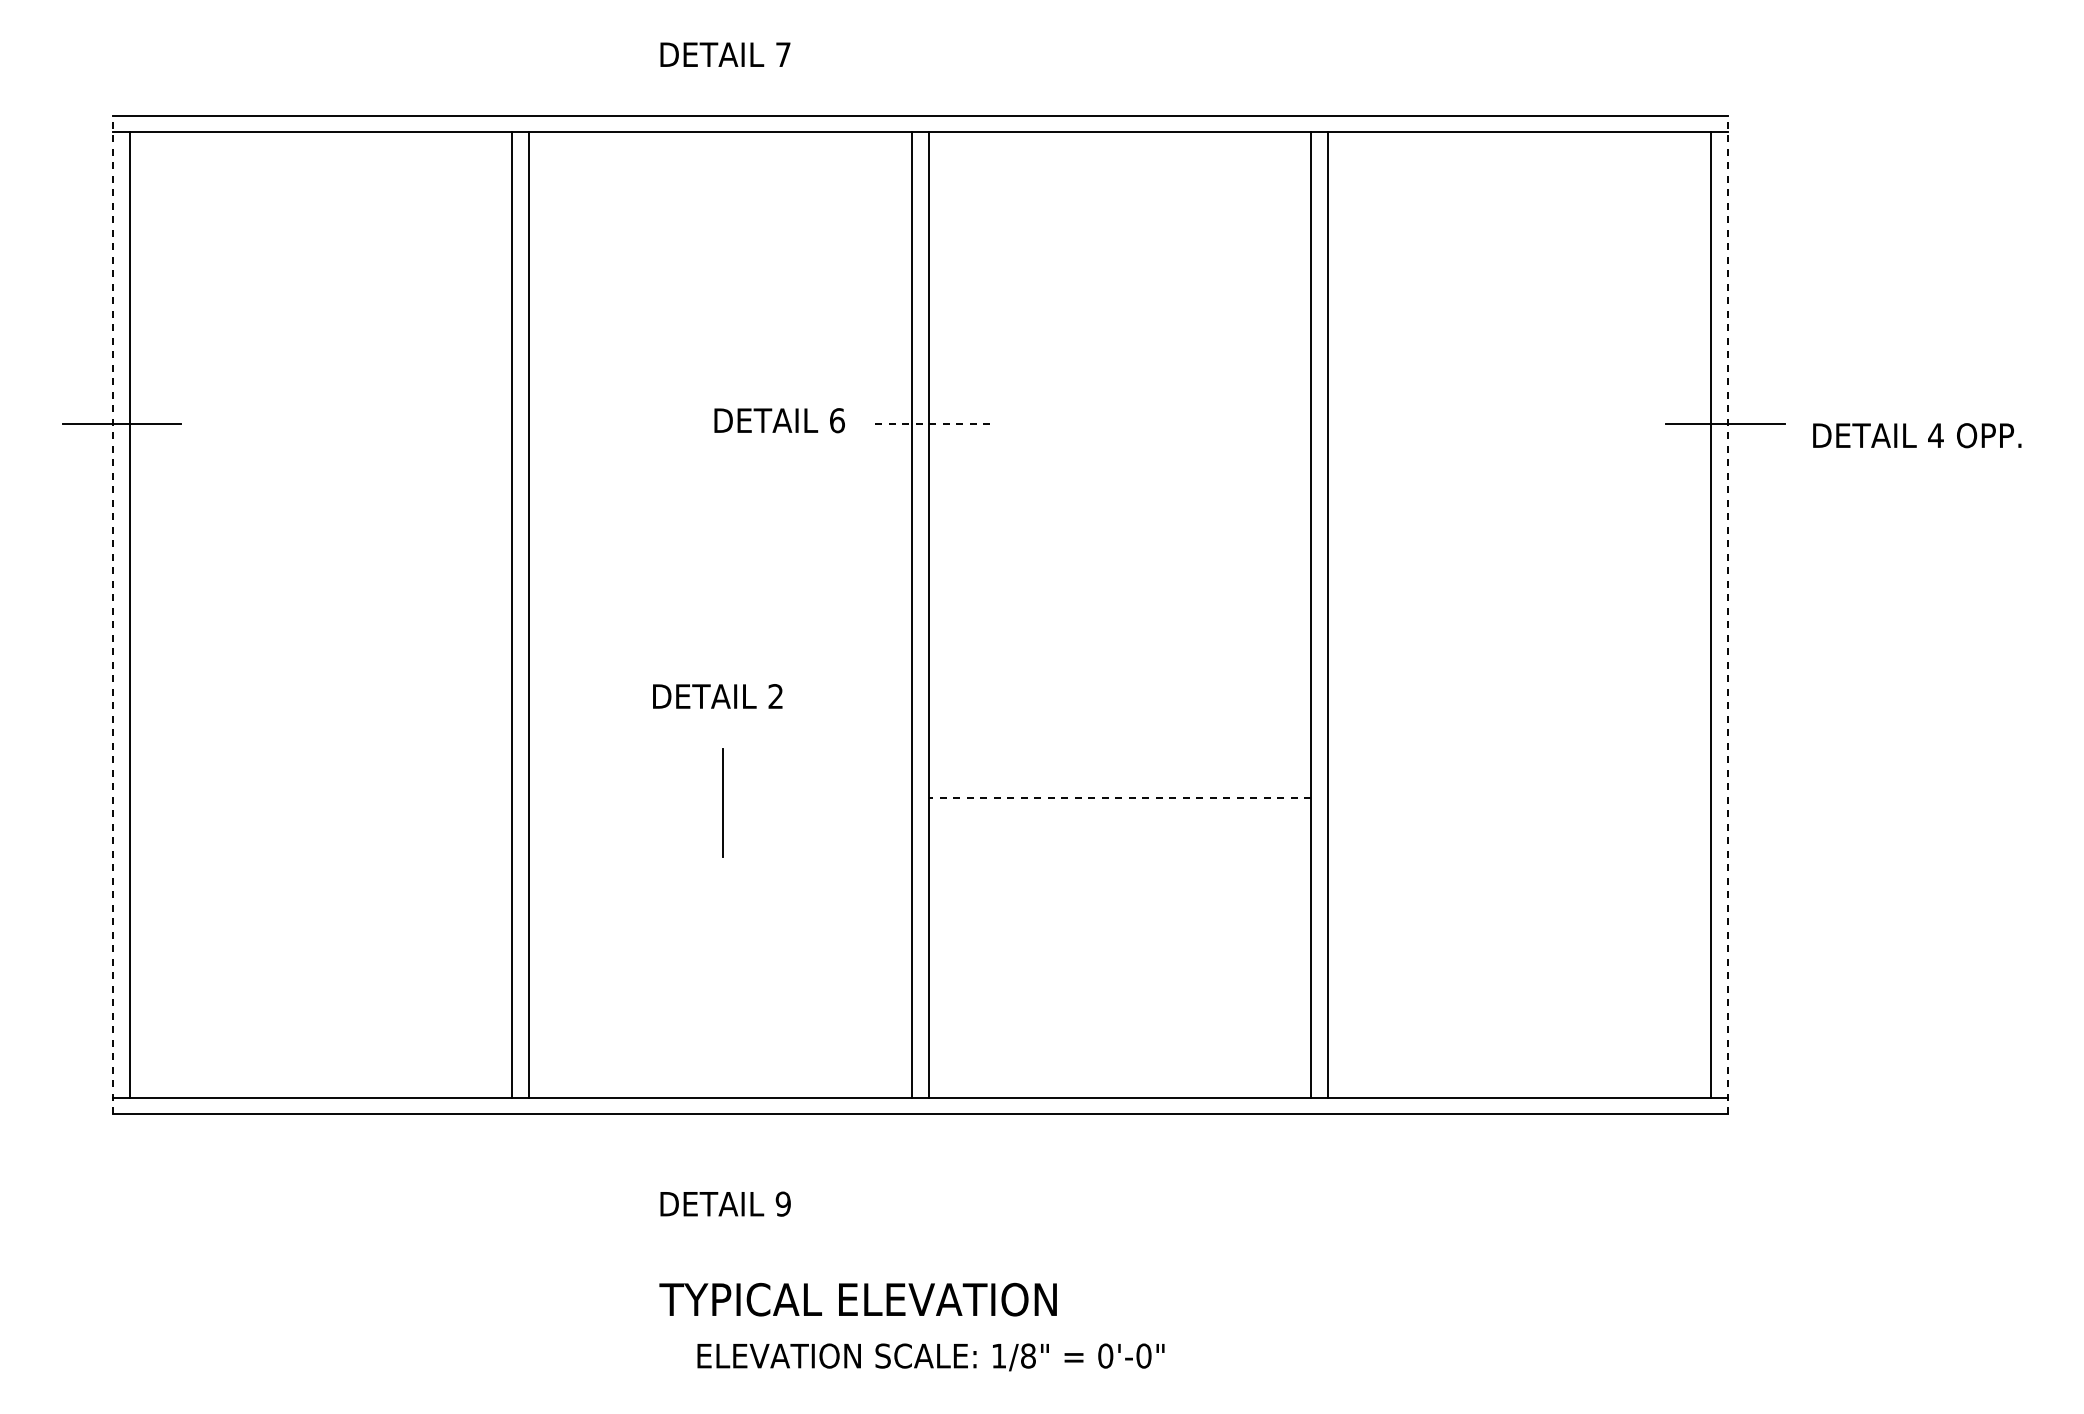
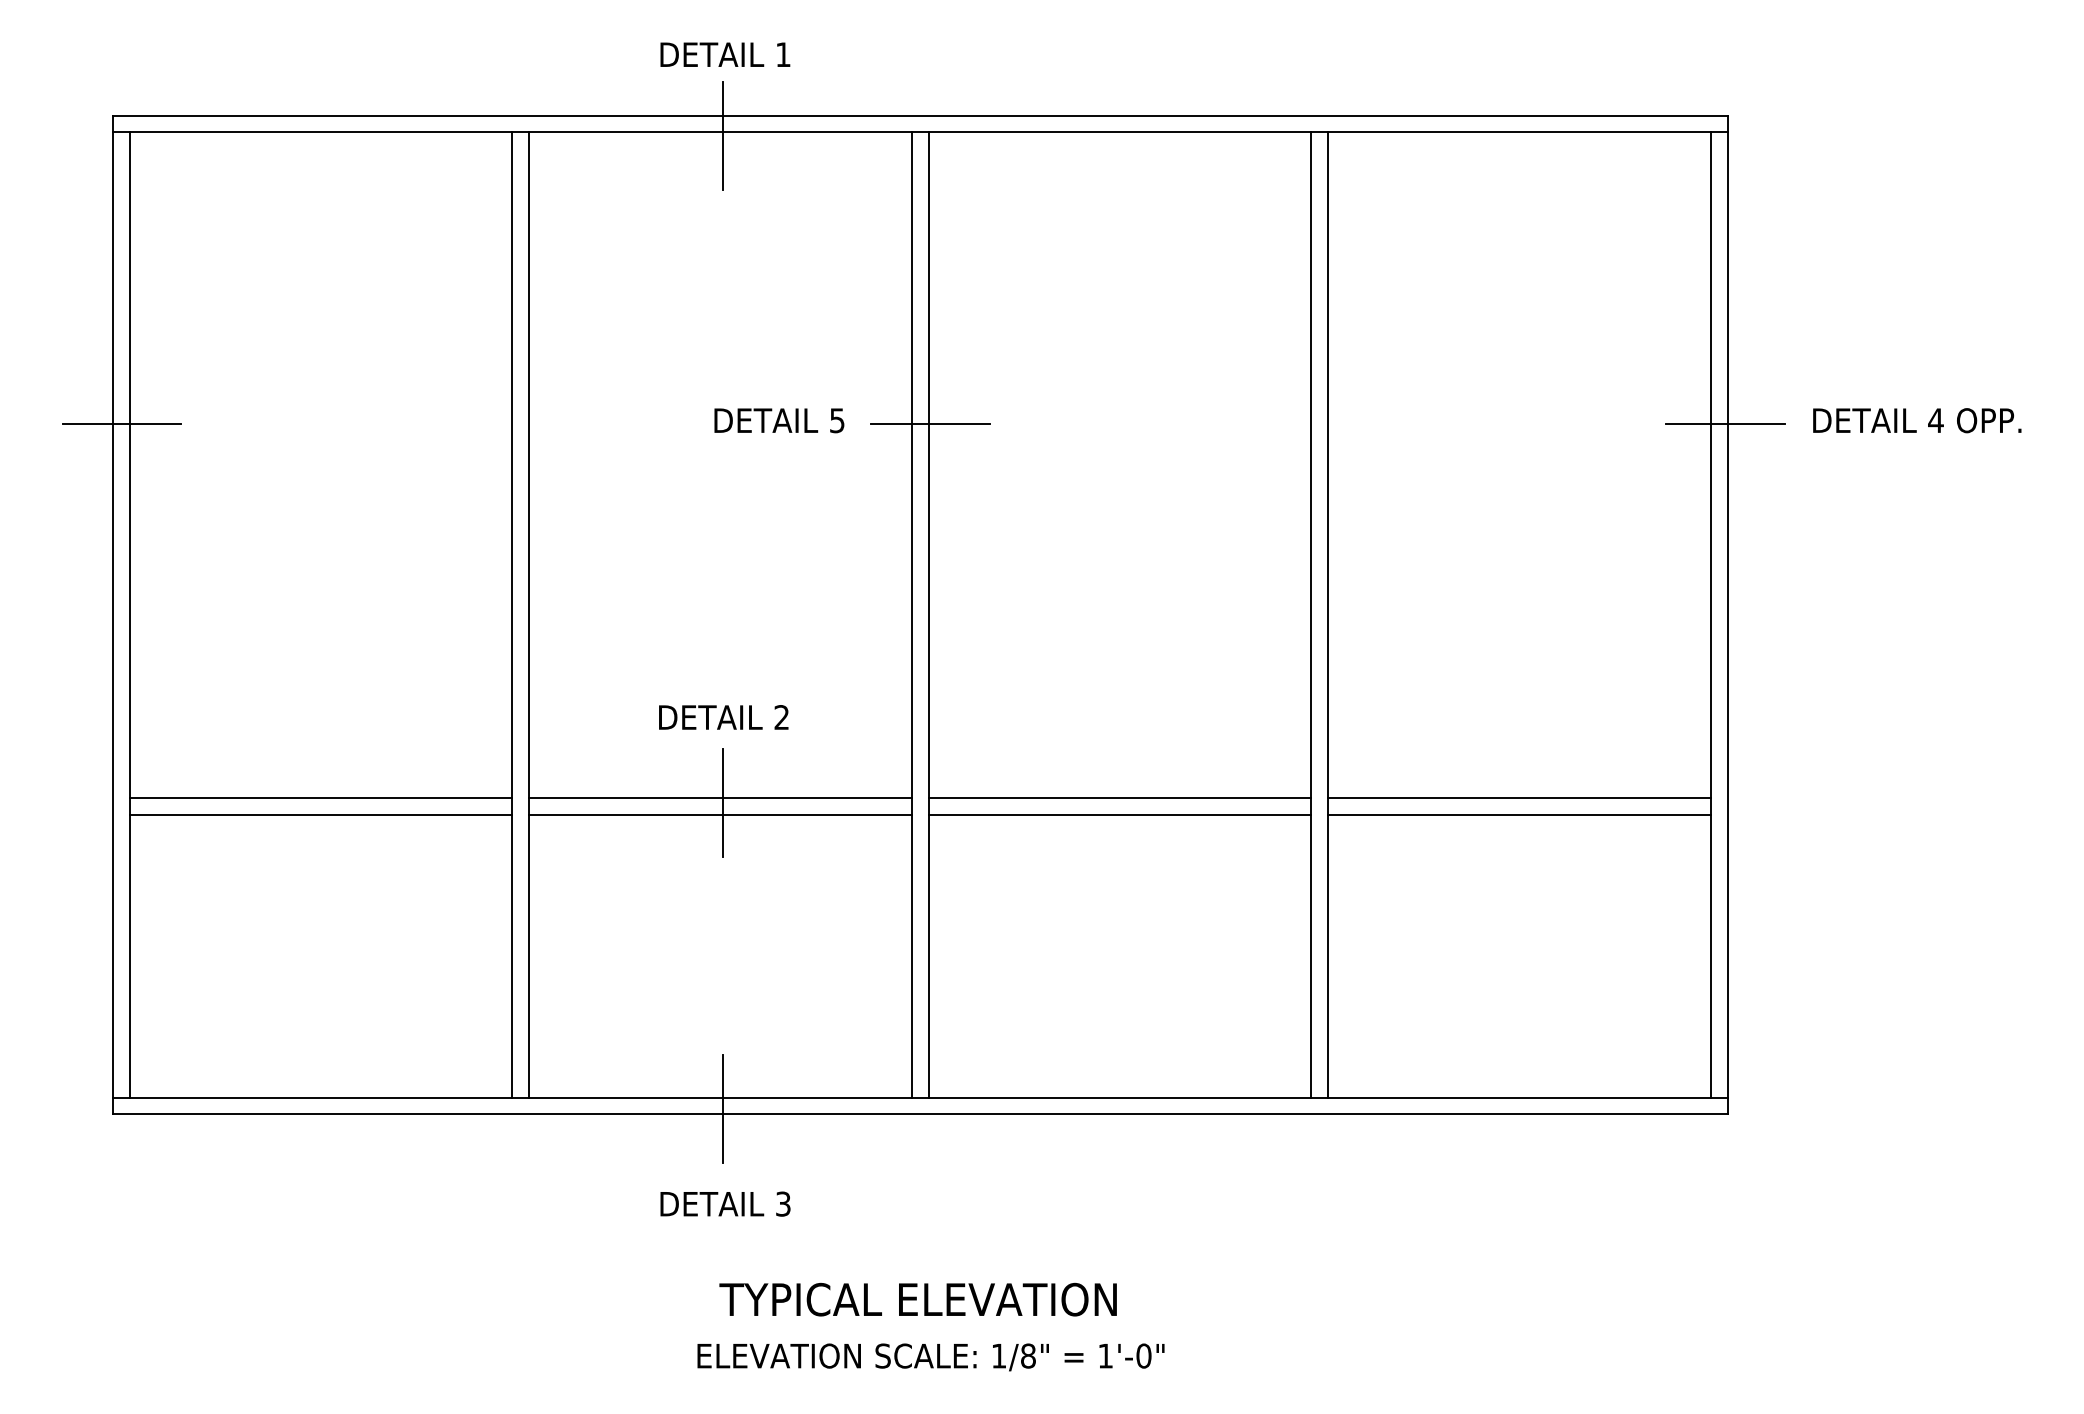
text: 7 -> 1 (783, 54)
line: none -> present (722, 136)
text: 6 -> 5 (837, 420)
line: dashed -> solid (930, 424)
text position: (1917, 435) -> (1917, 420) (1917, 420)
line: dashed -> solid (113, 614)
line: dashed -> solid (1727, 614)
text position: (717, 696) -> (723, 717) (723, 717)
line: none -> present (320, 798)
line: none -> present (720, 798)
line: dashed -> solid (1119, 798)
line: none -> present (1519, 798)
line: none -> present (320, 814)
line: none -> present (720, 814)
line: none -> present (1119, 814)
line: none -> present (1519, 814)
line: none -> present (722, 1109)
text: 9 -> 3 (782, 1203)
text position: (857, 1299) -> (917, 1299) (917, 1299)
text: 0'-0" -> 1'-0" (1105, 1355)
